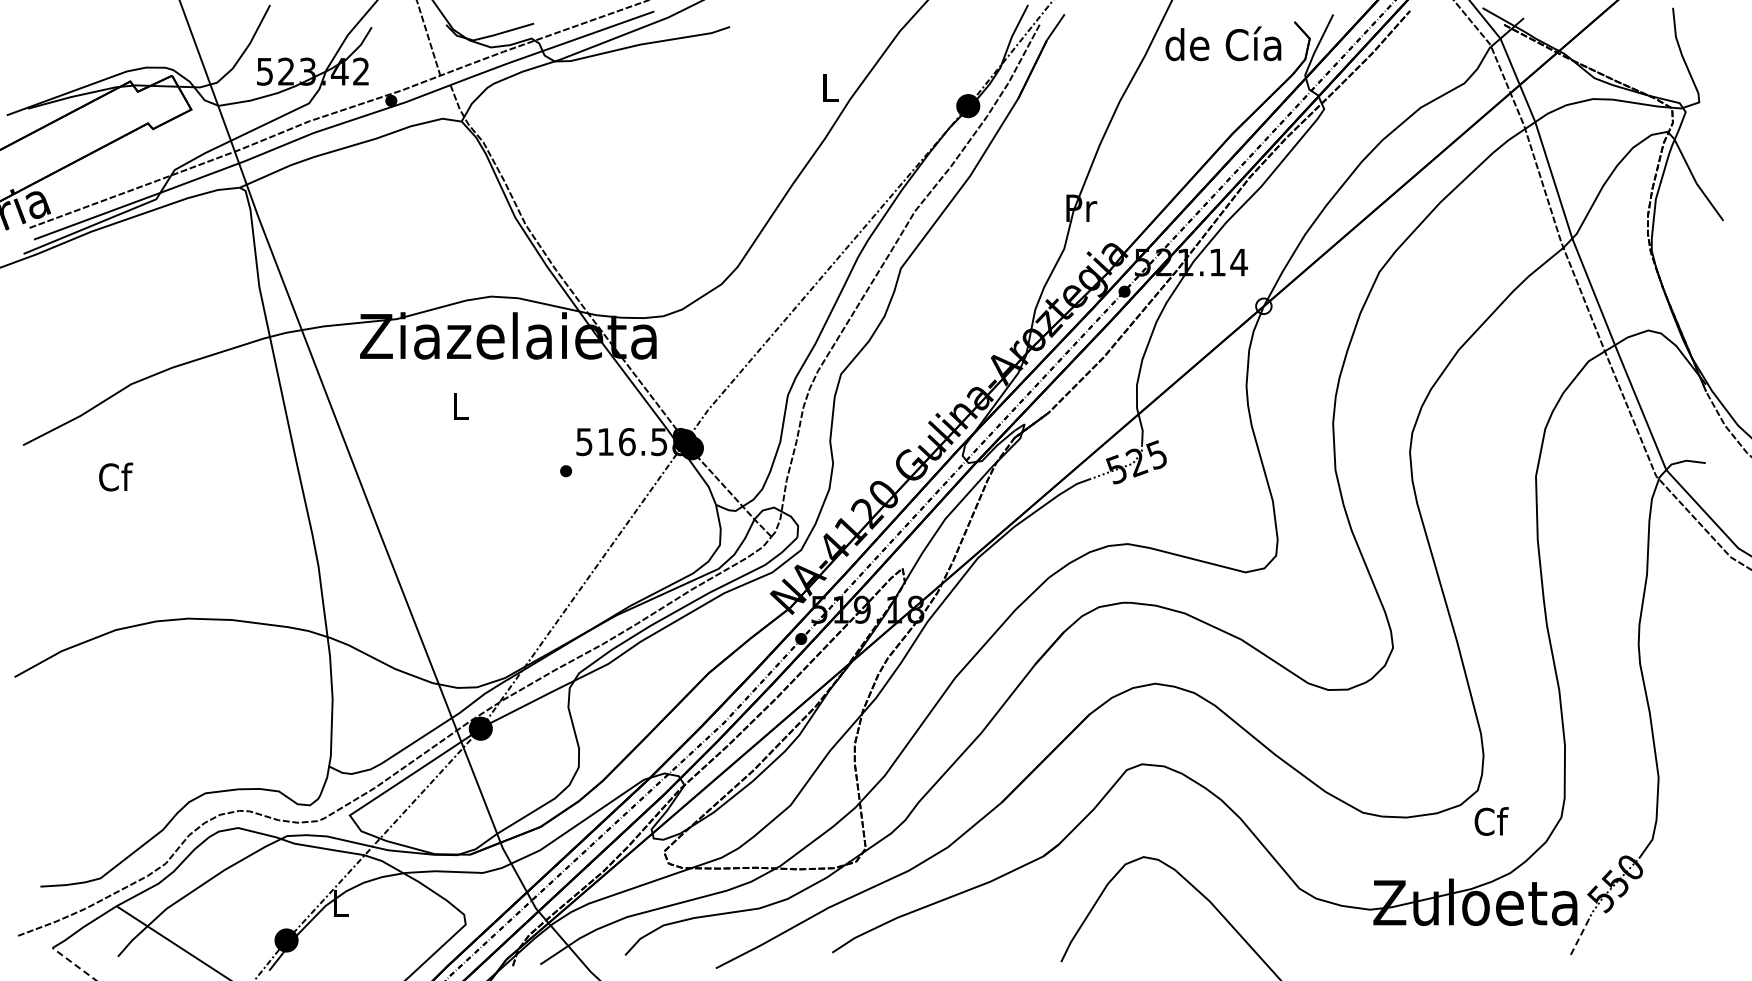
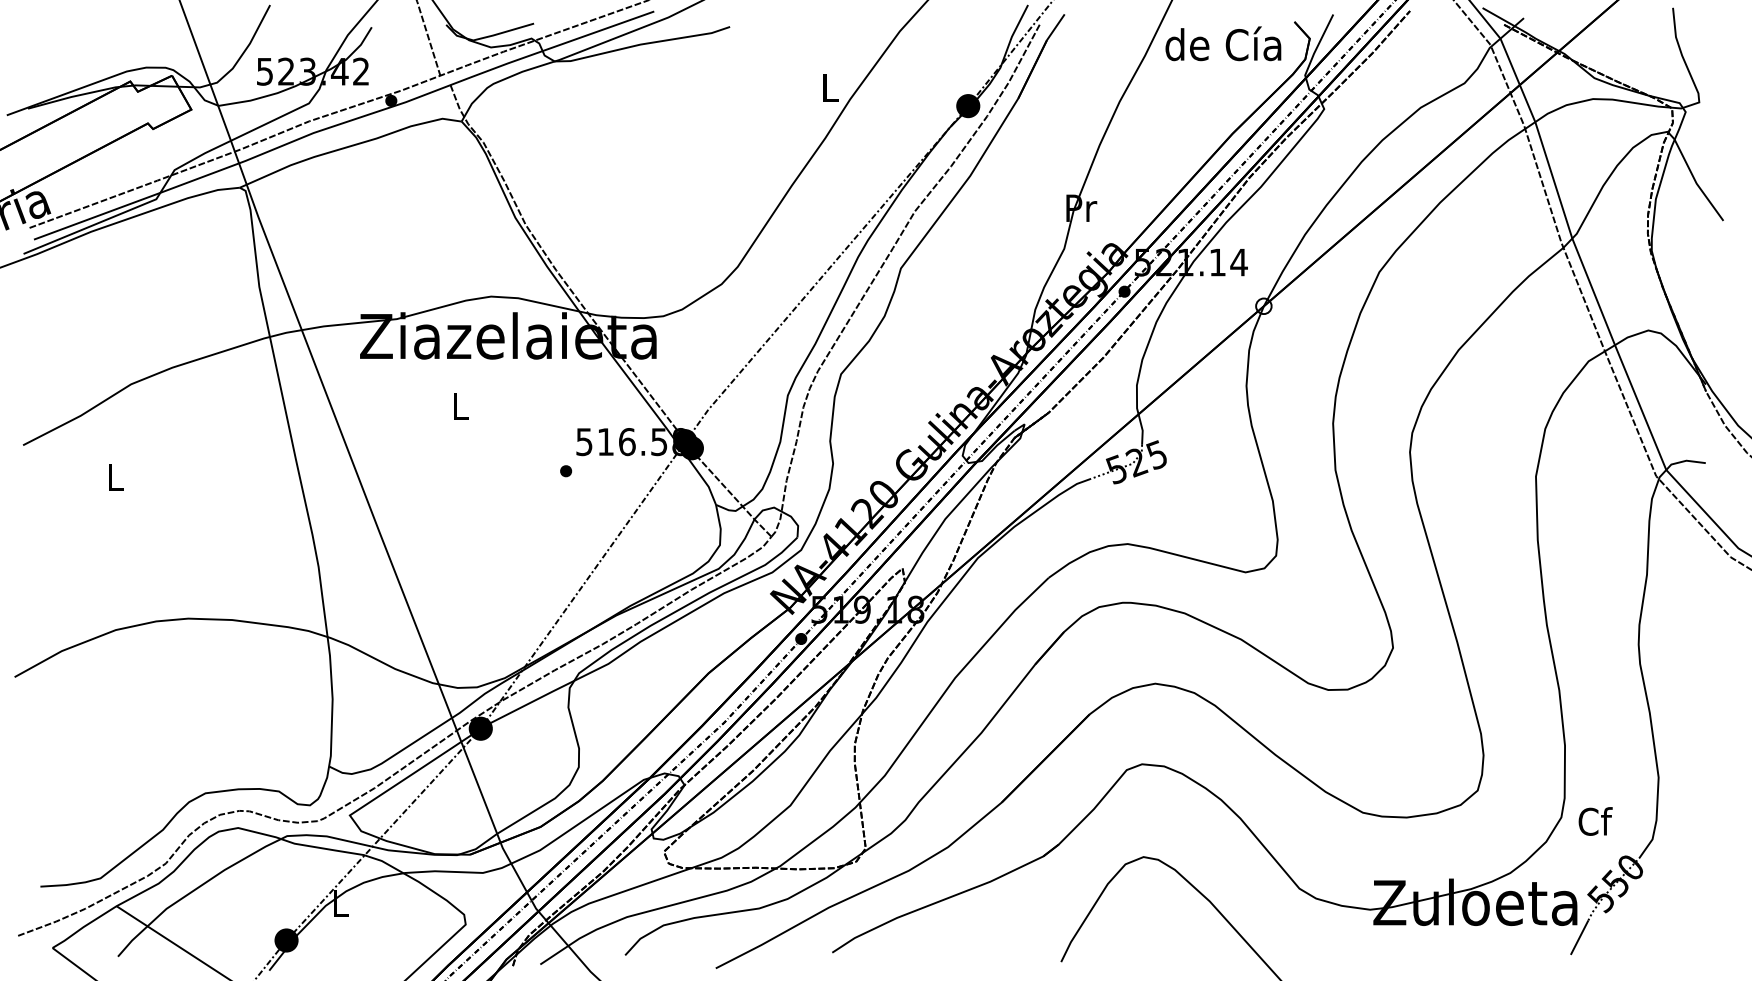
text: Cf -> L (116, 476)
text position: (1491, 821) -> (1595, 821) (1595, 821)
line: dashed -> solid (1579, 937)
line: dashed -> solid (74, 964)
